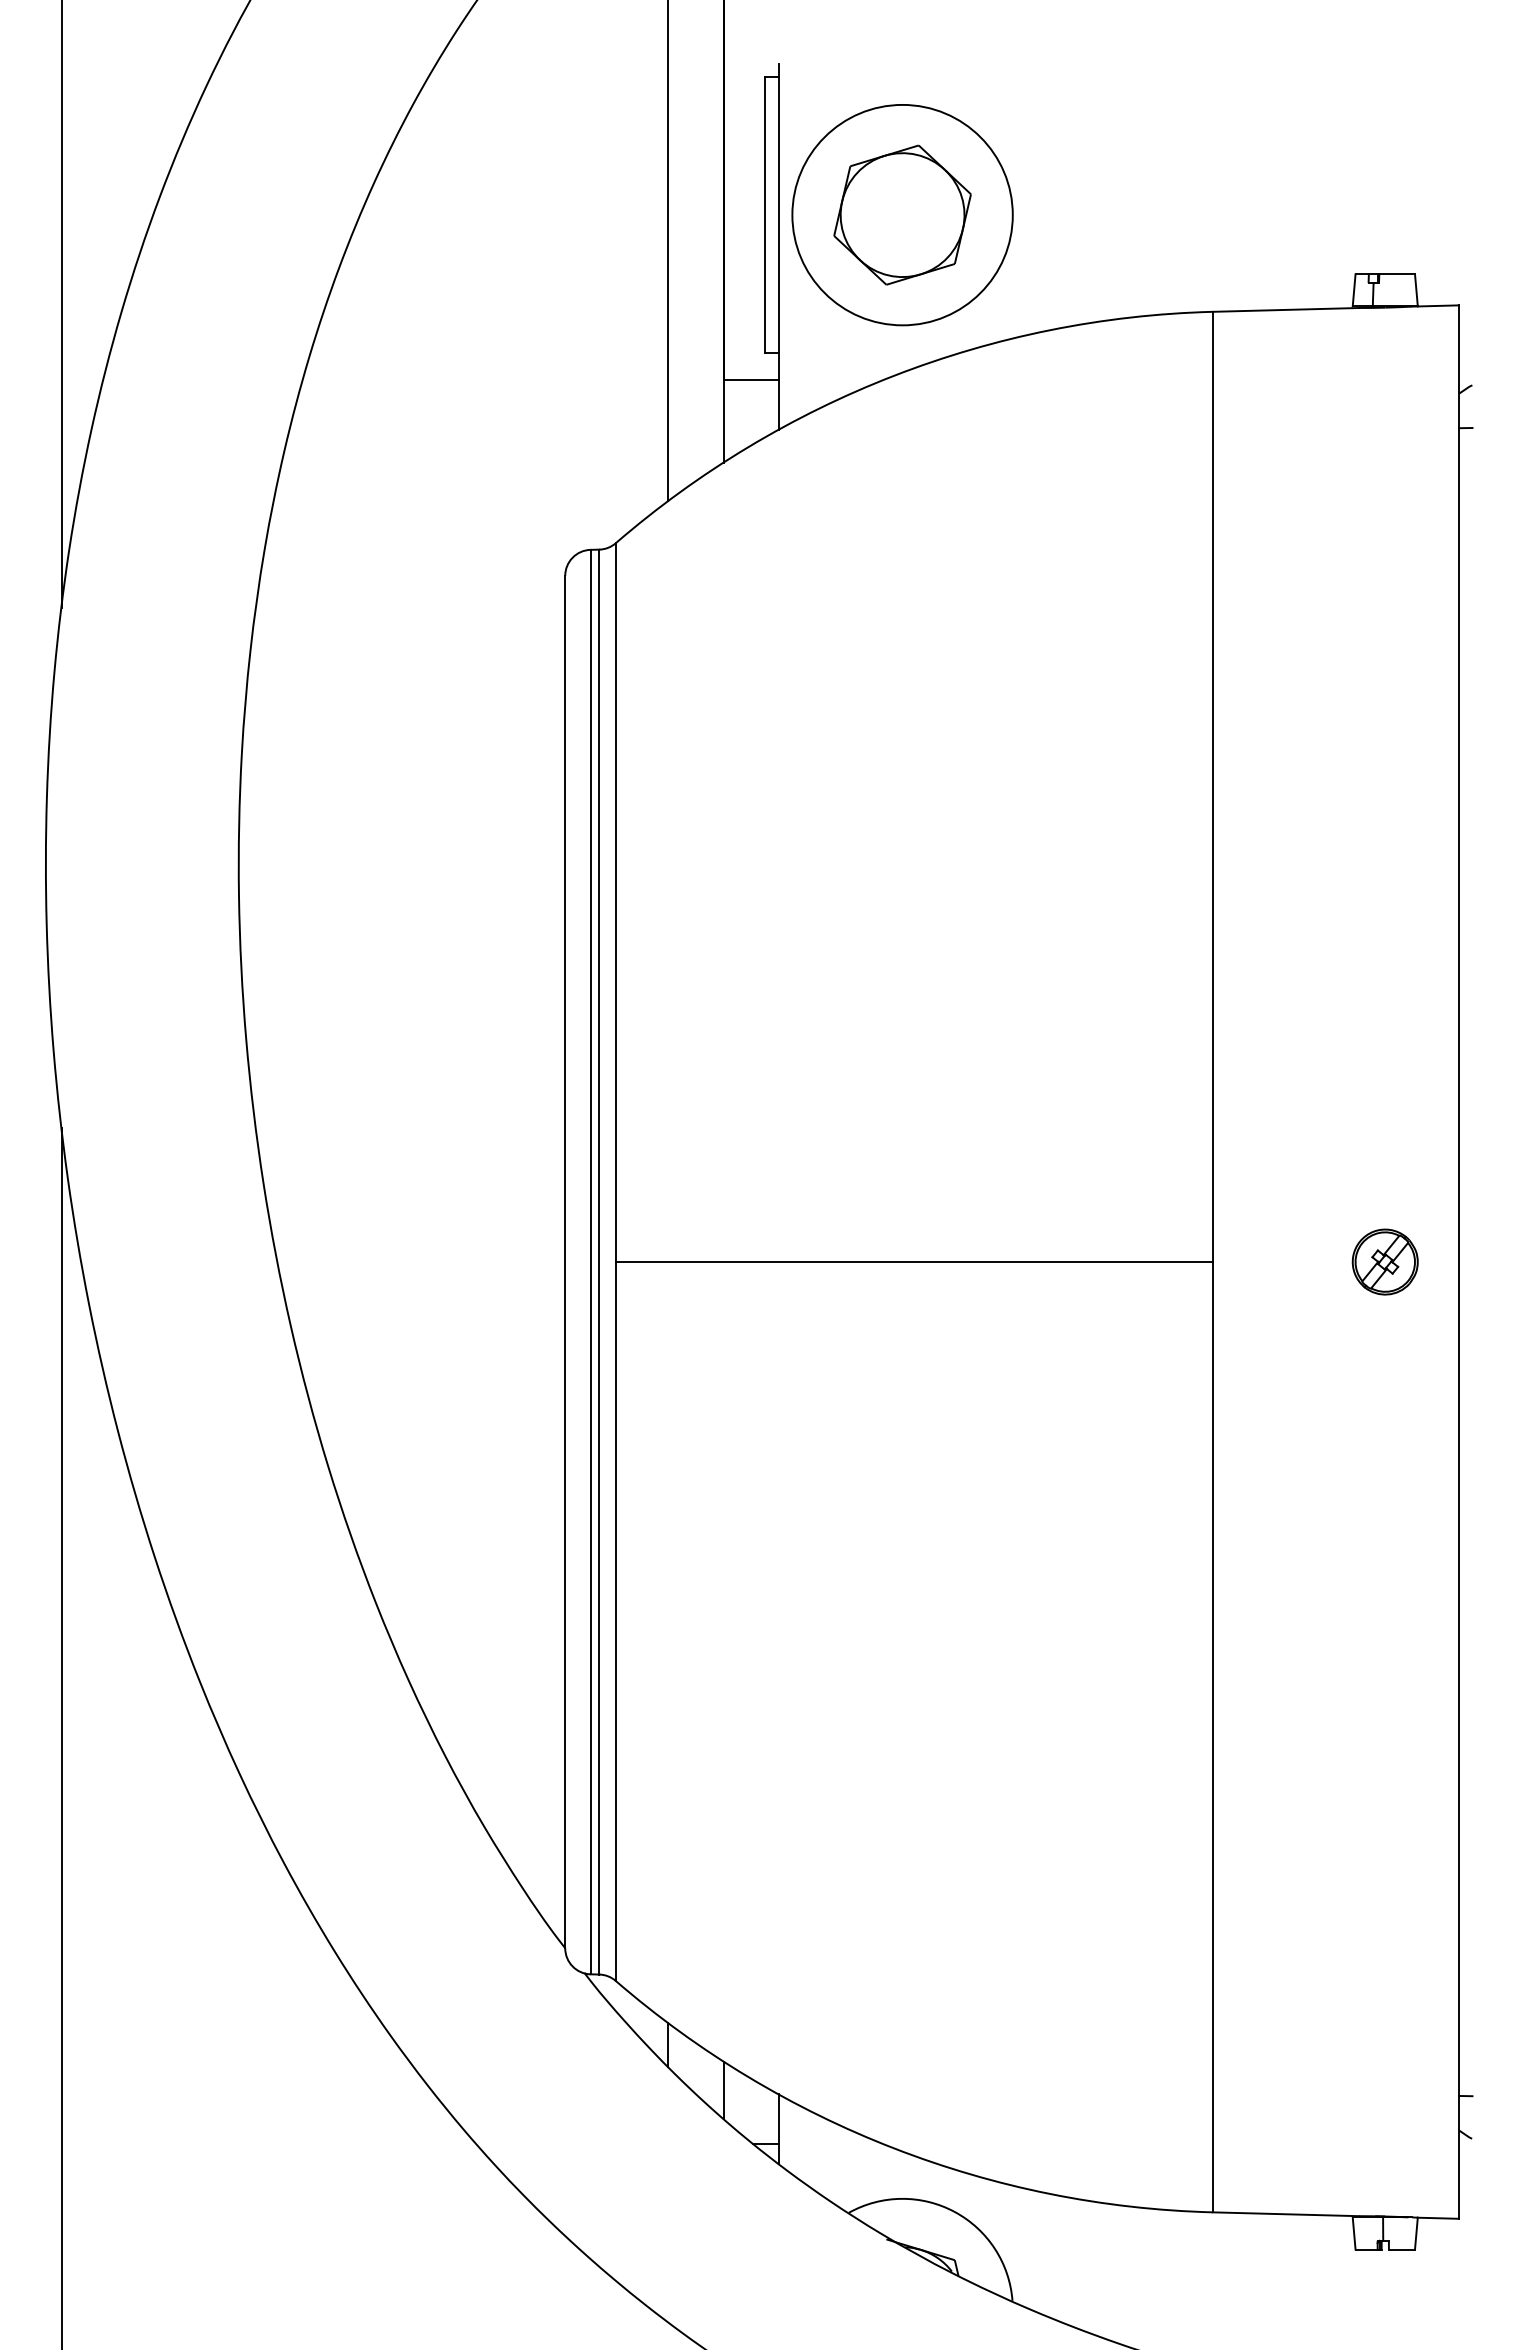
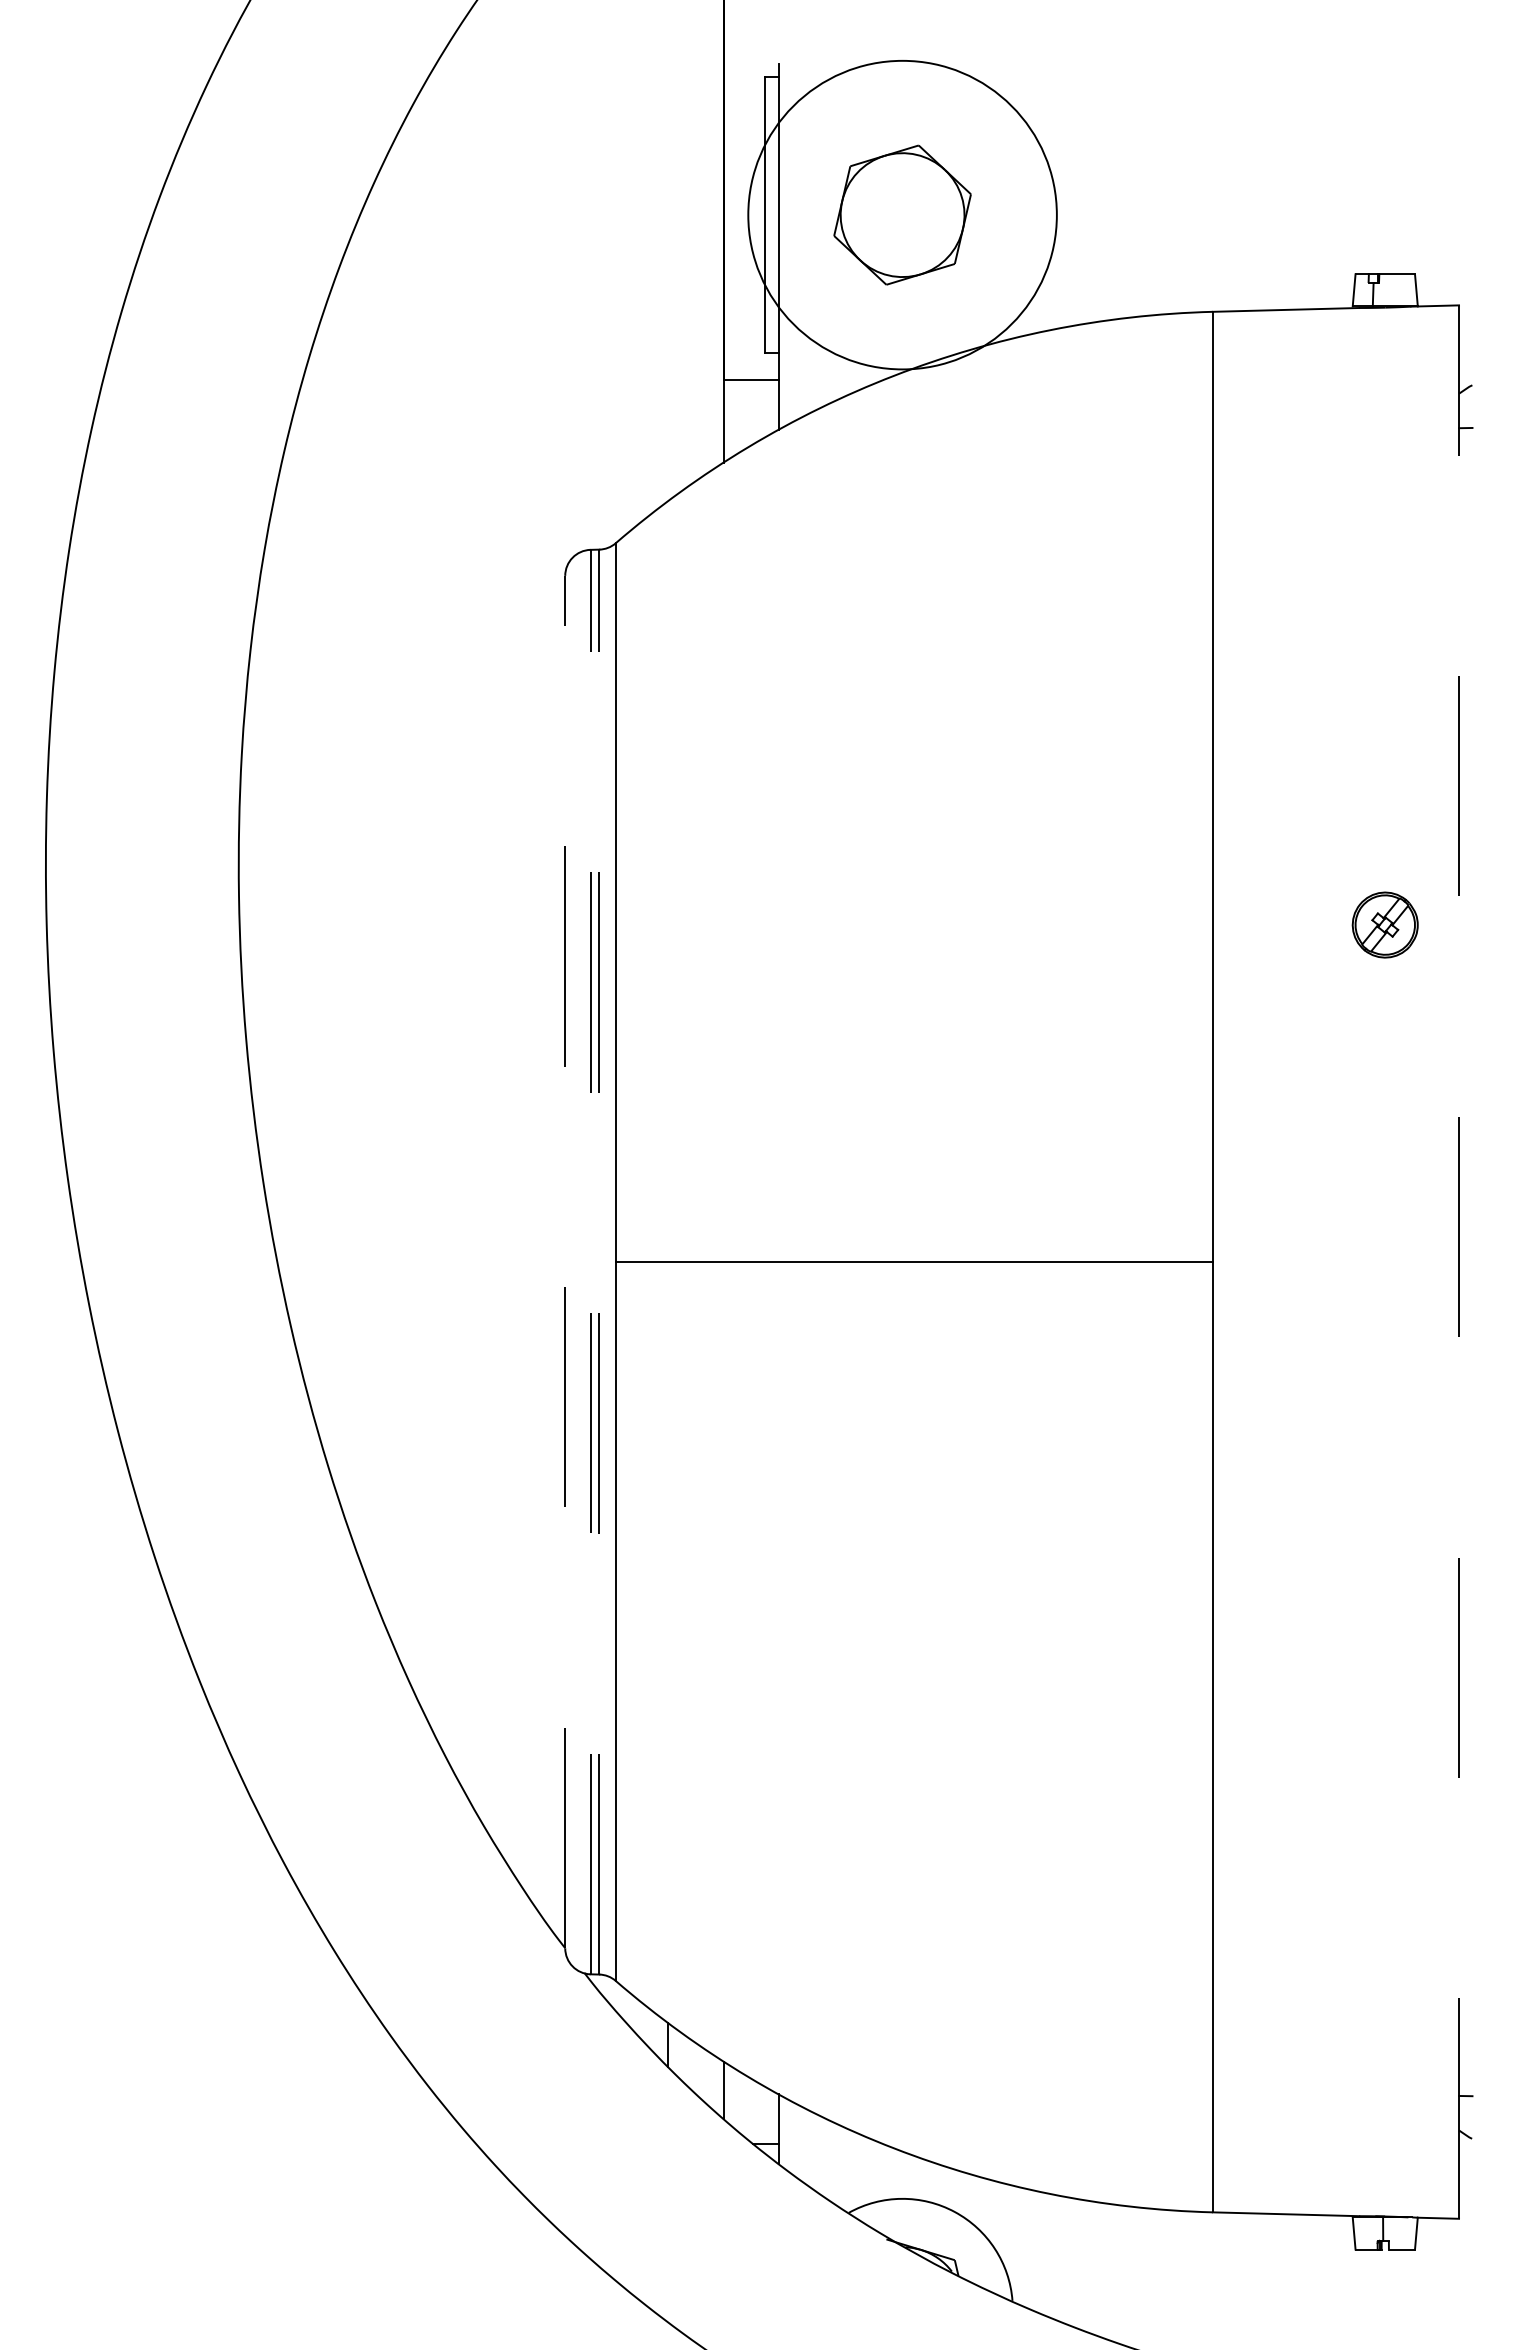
circle diameter: 220 px -> 309 px (902, 214)
line: present -> none (668, 251)
line: present -> none (62, 304)
line: solid -> dashed (565, 1261)
line: solid -> dashed (590, 1261)
line: solid -> dashed (599, 1261)
part position: (1384, 1261) -> (1384, 924) (1384, 924)
line: solid -> dashed (1459, 1262)
line: present -> none (62, 1737)
